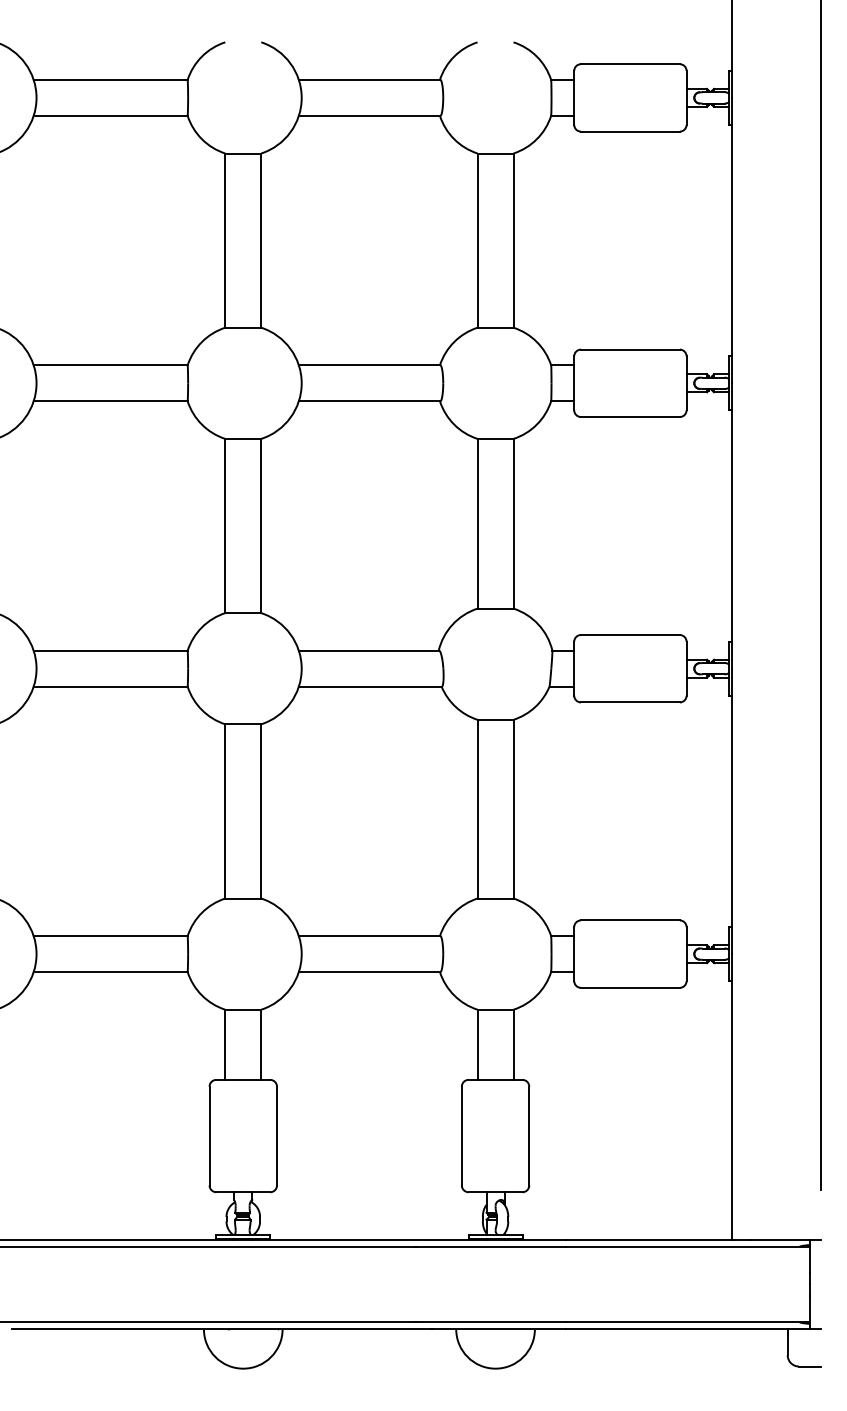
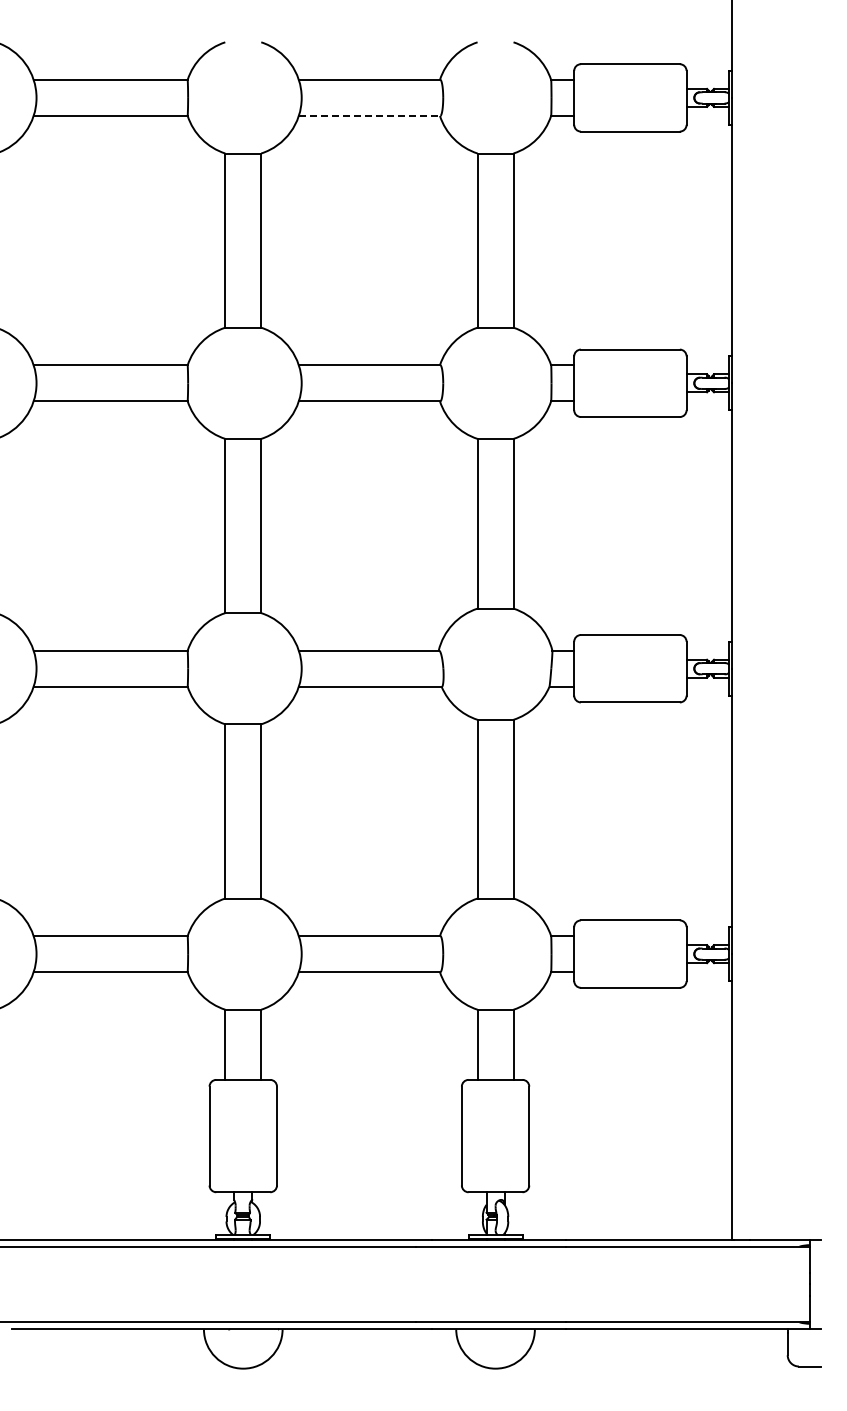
line: solid -> dashed (369, 115)
line: present -> none (821, 596)
